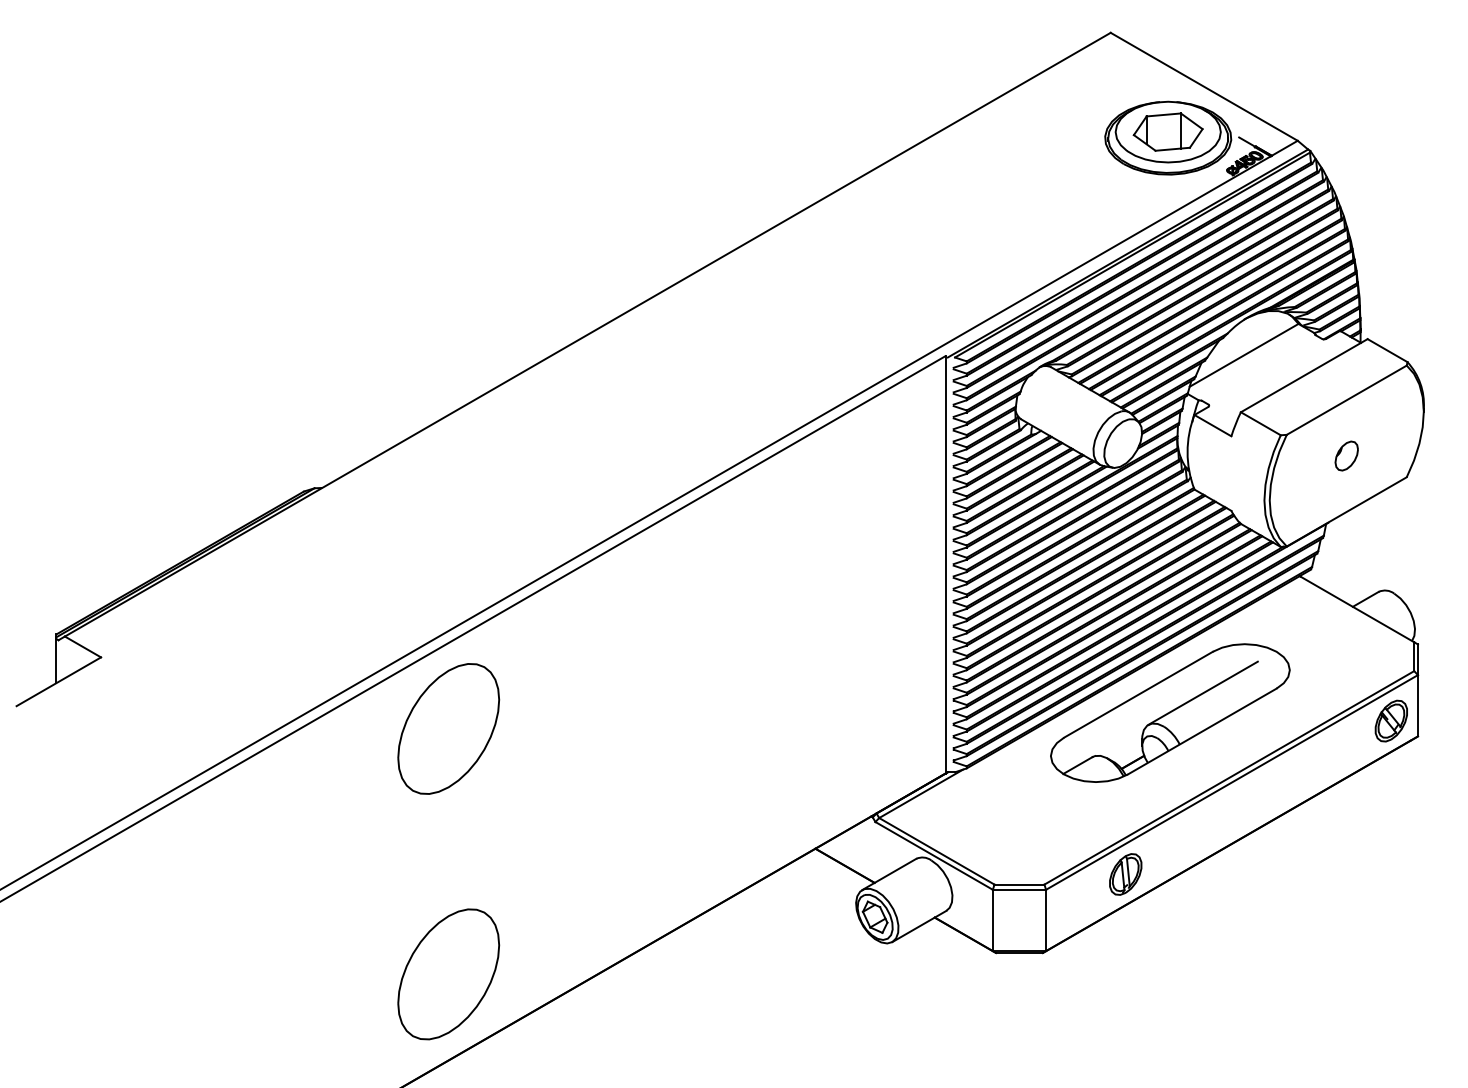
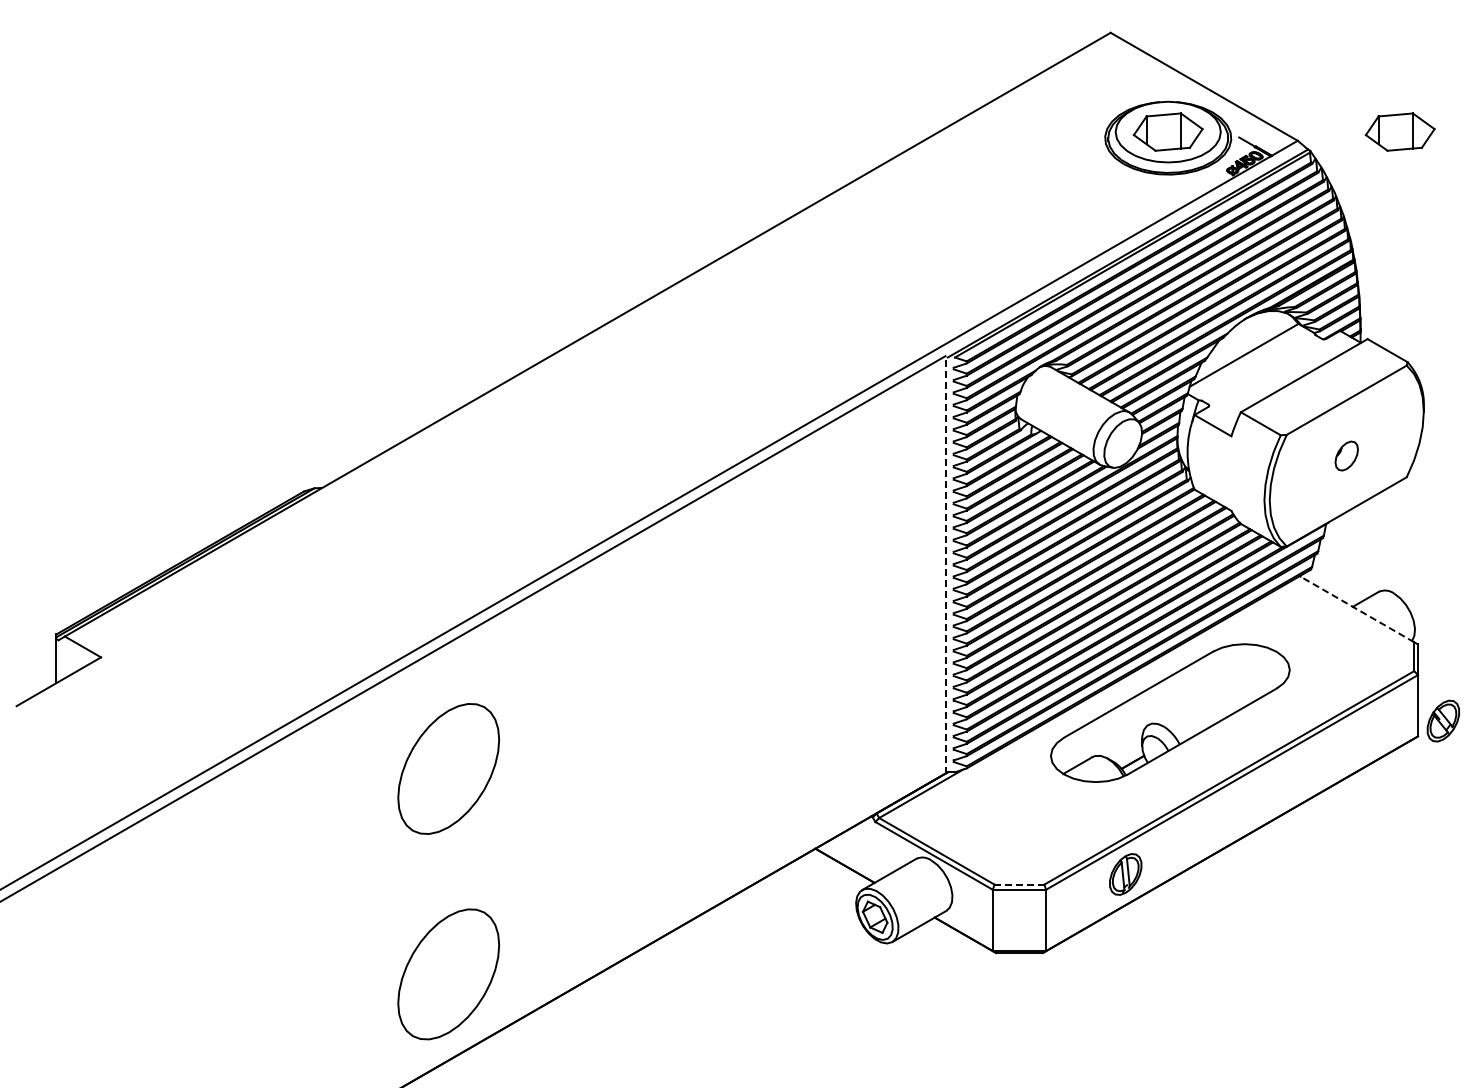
part: none -> present (1399, 131)
line: solid -> dashed (945, 564)
line: solid -> dashed (1356, 608)
line: present -> none (1202, 692)
part position: (1390, 720) -> (1442, 720) (1442, 720)
part position: (448, 728) -> (448, 768) (448, 768)
line: solid -> dashed (1019, 884)
